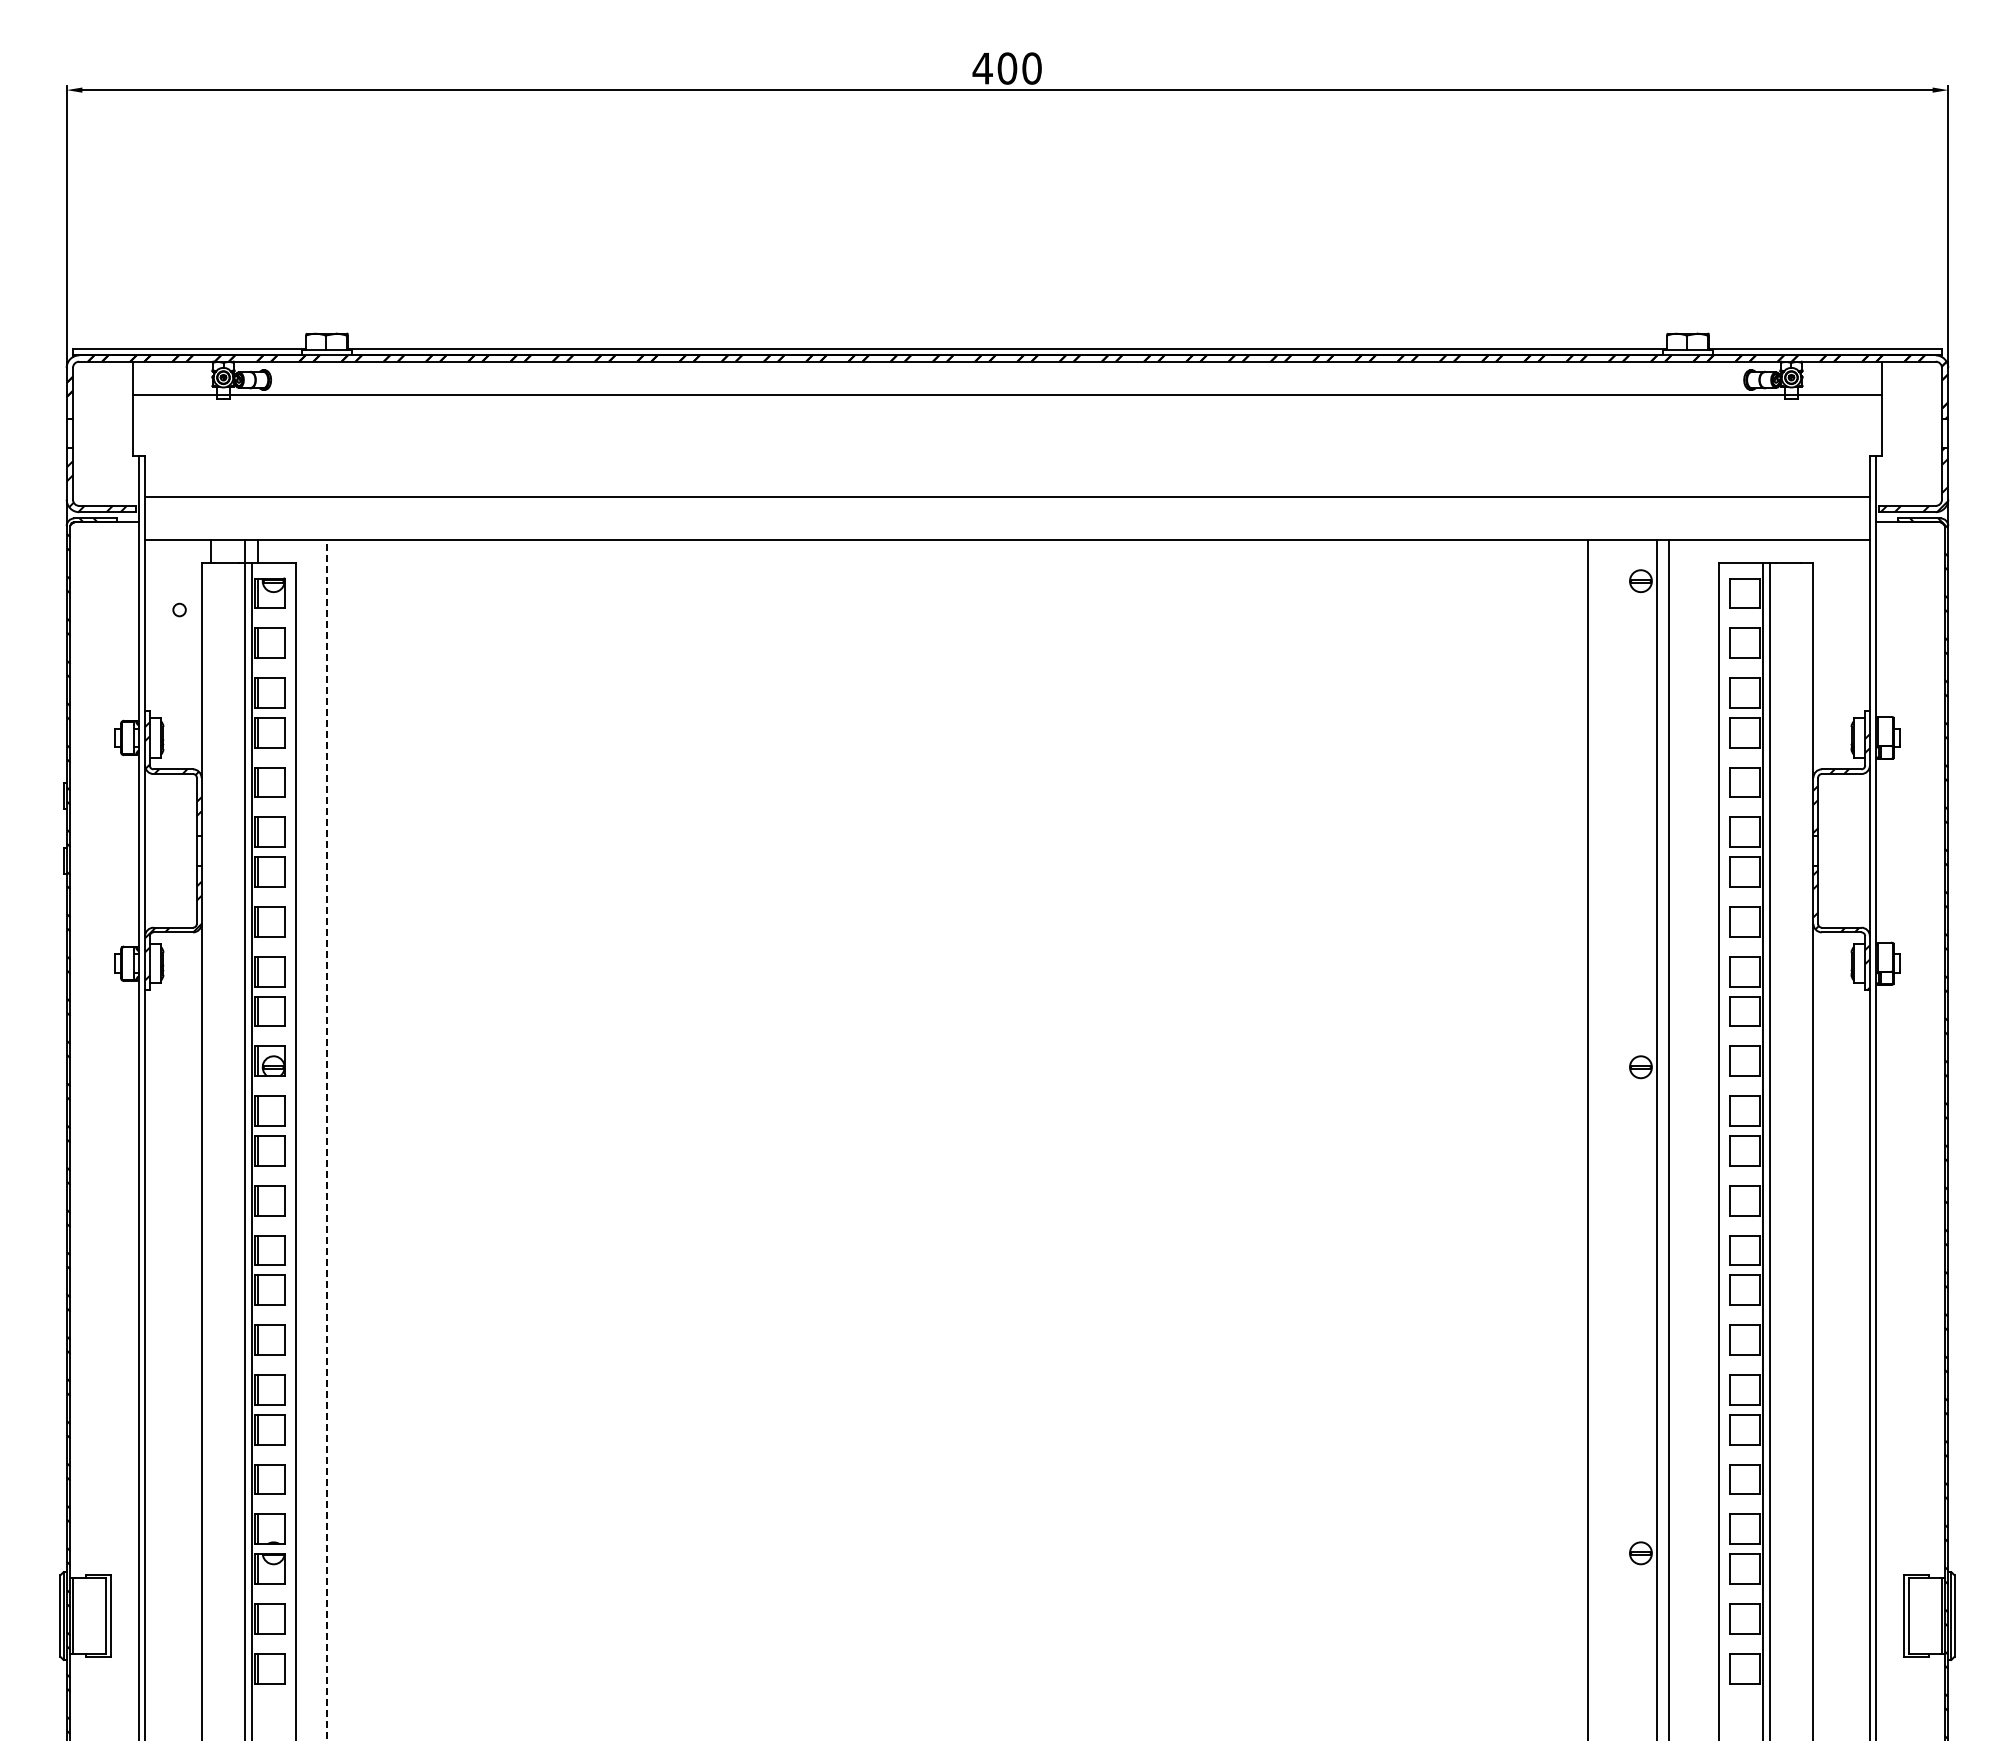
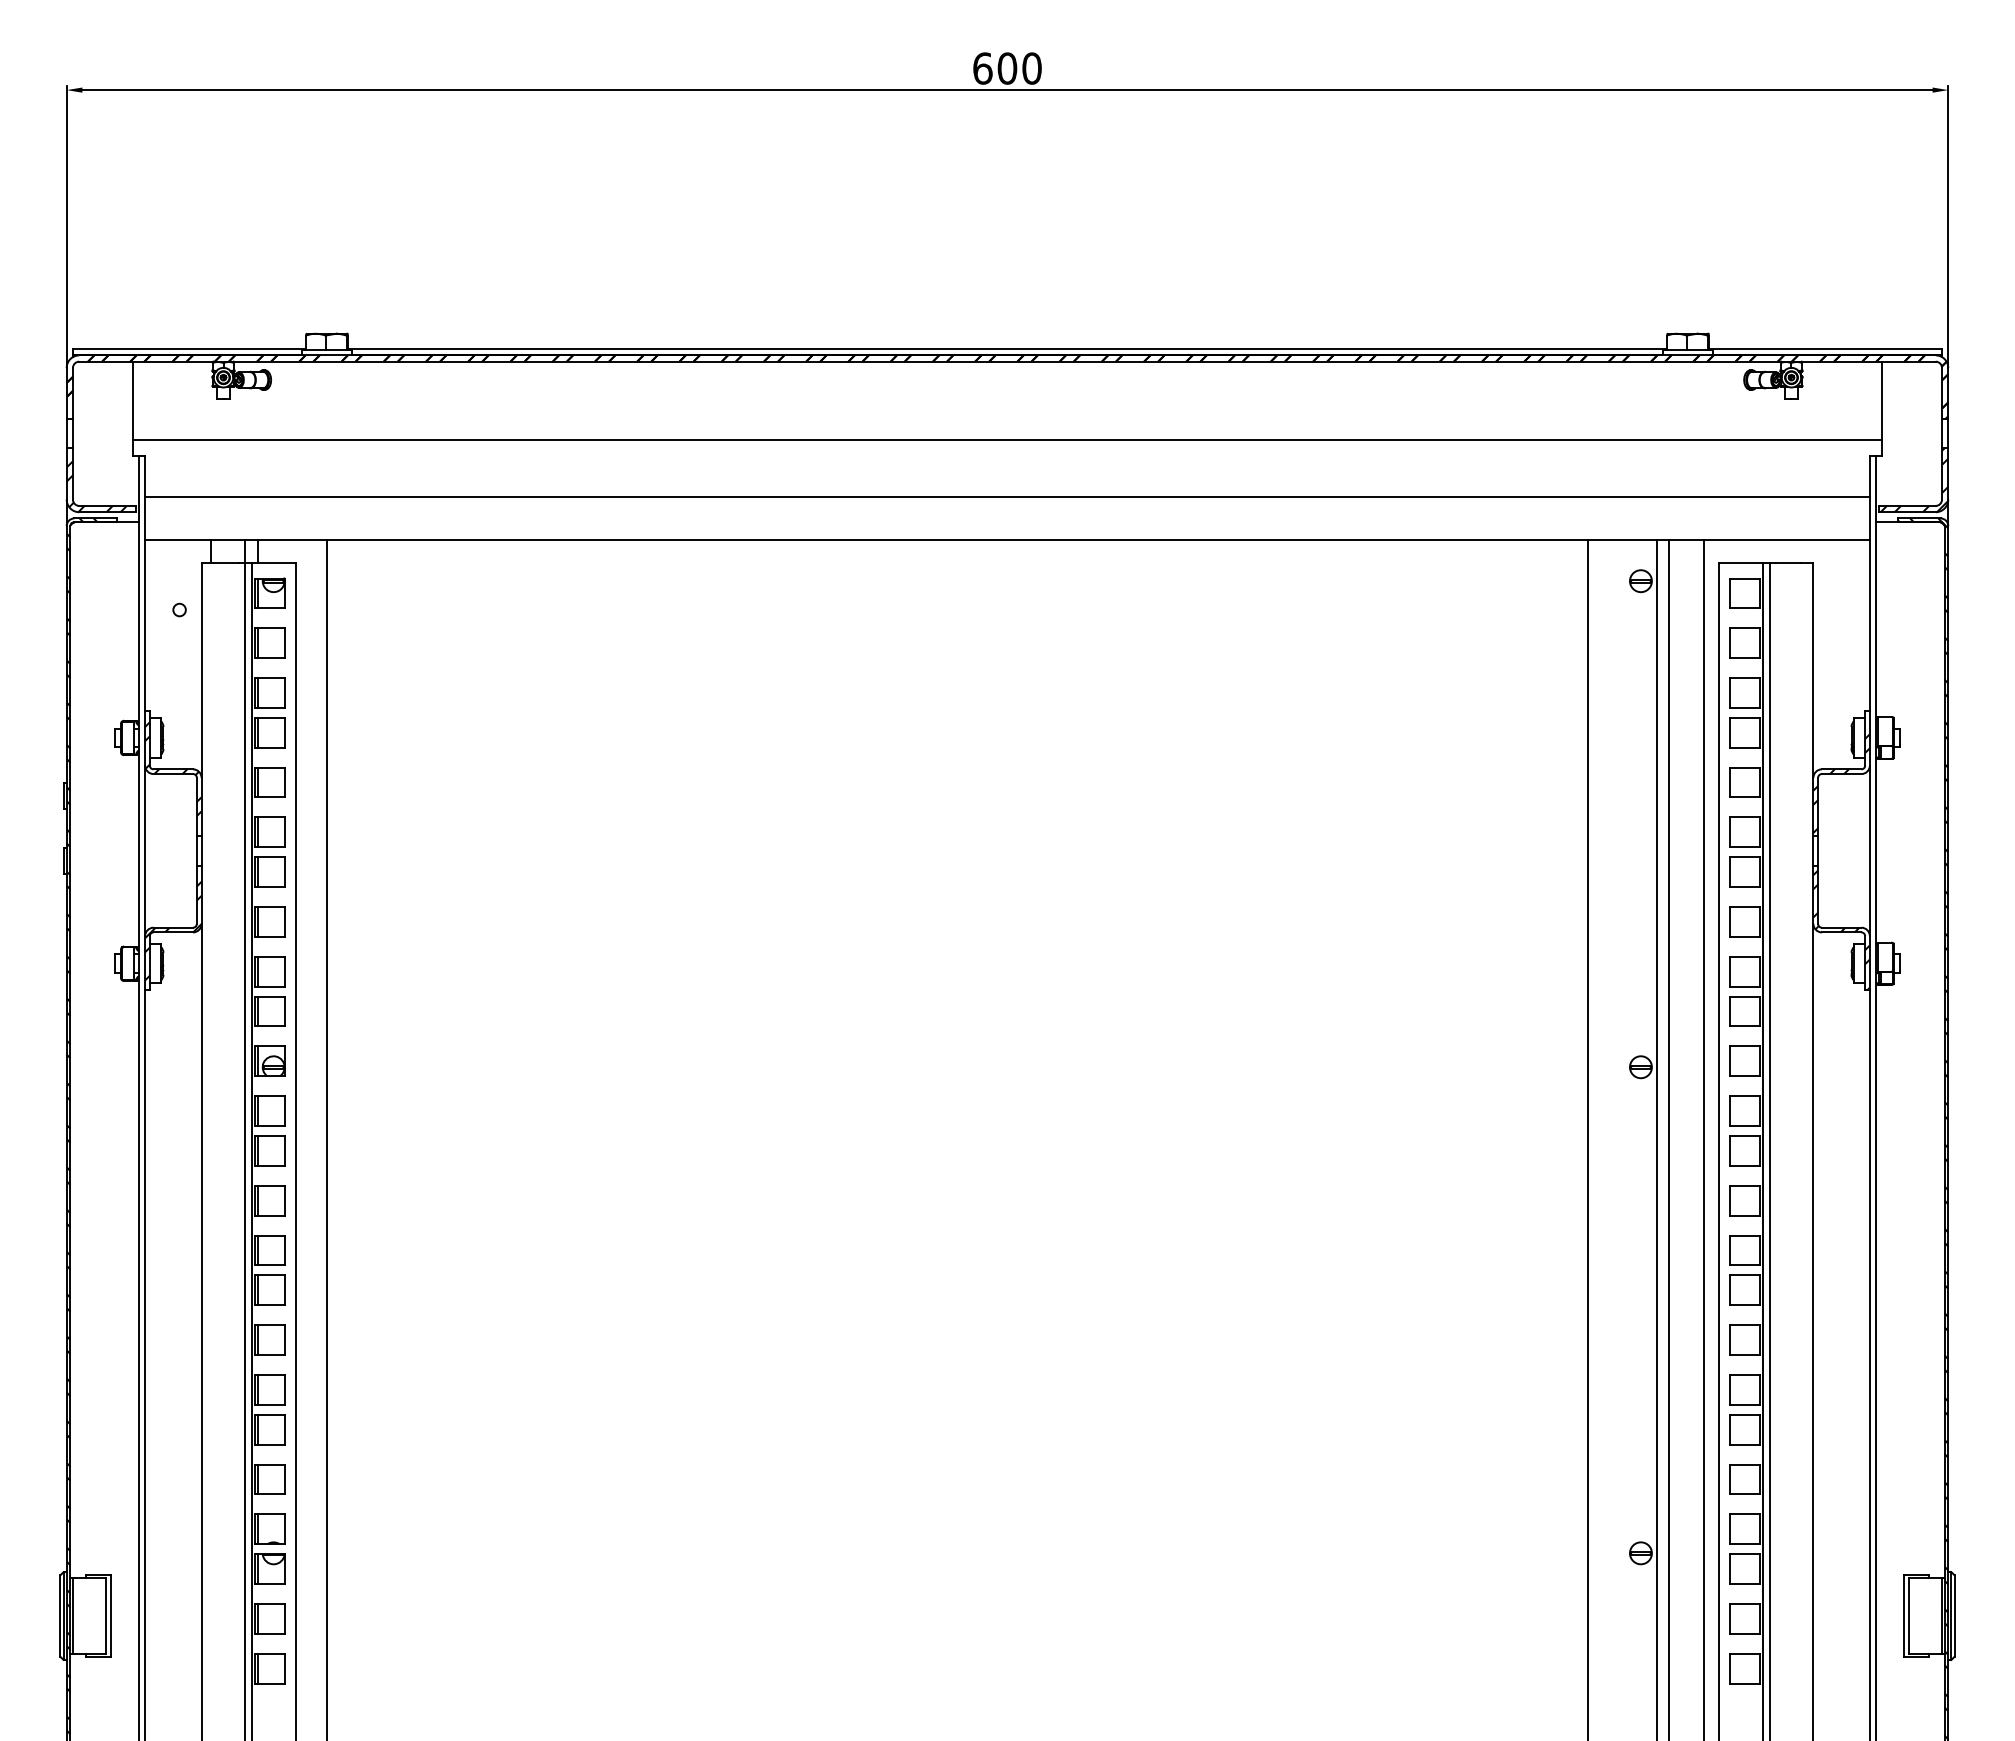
text: 400 -> 600 (982, 68)
line position: (1007, 395) -> (1007, 440) (1007, 440)
line: none -> present (1703, 1138)
line: dashed -> solid (327, 1140)
